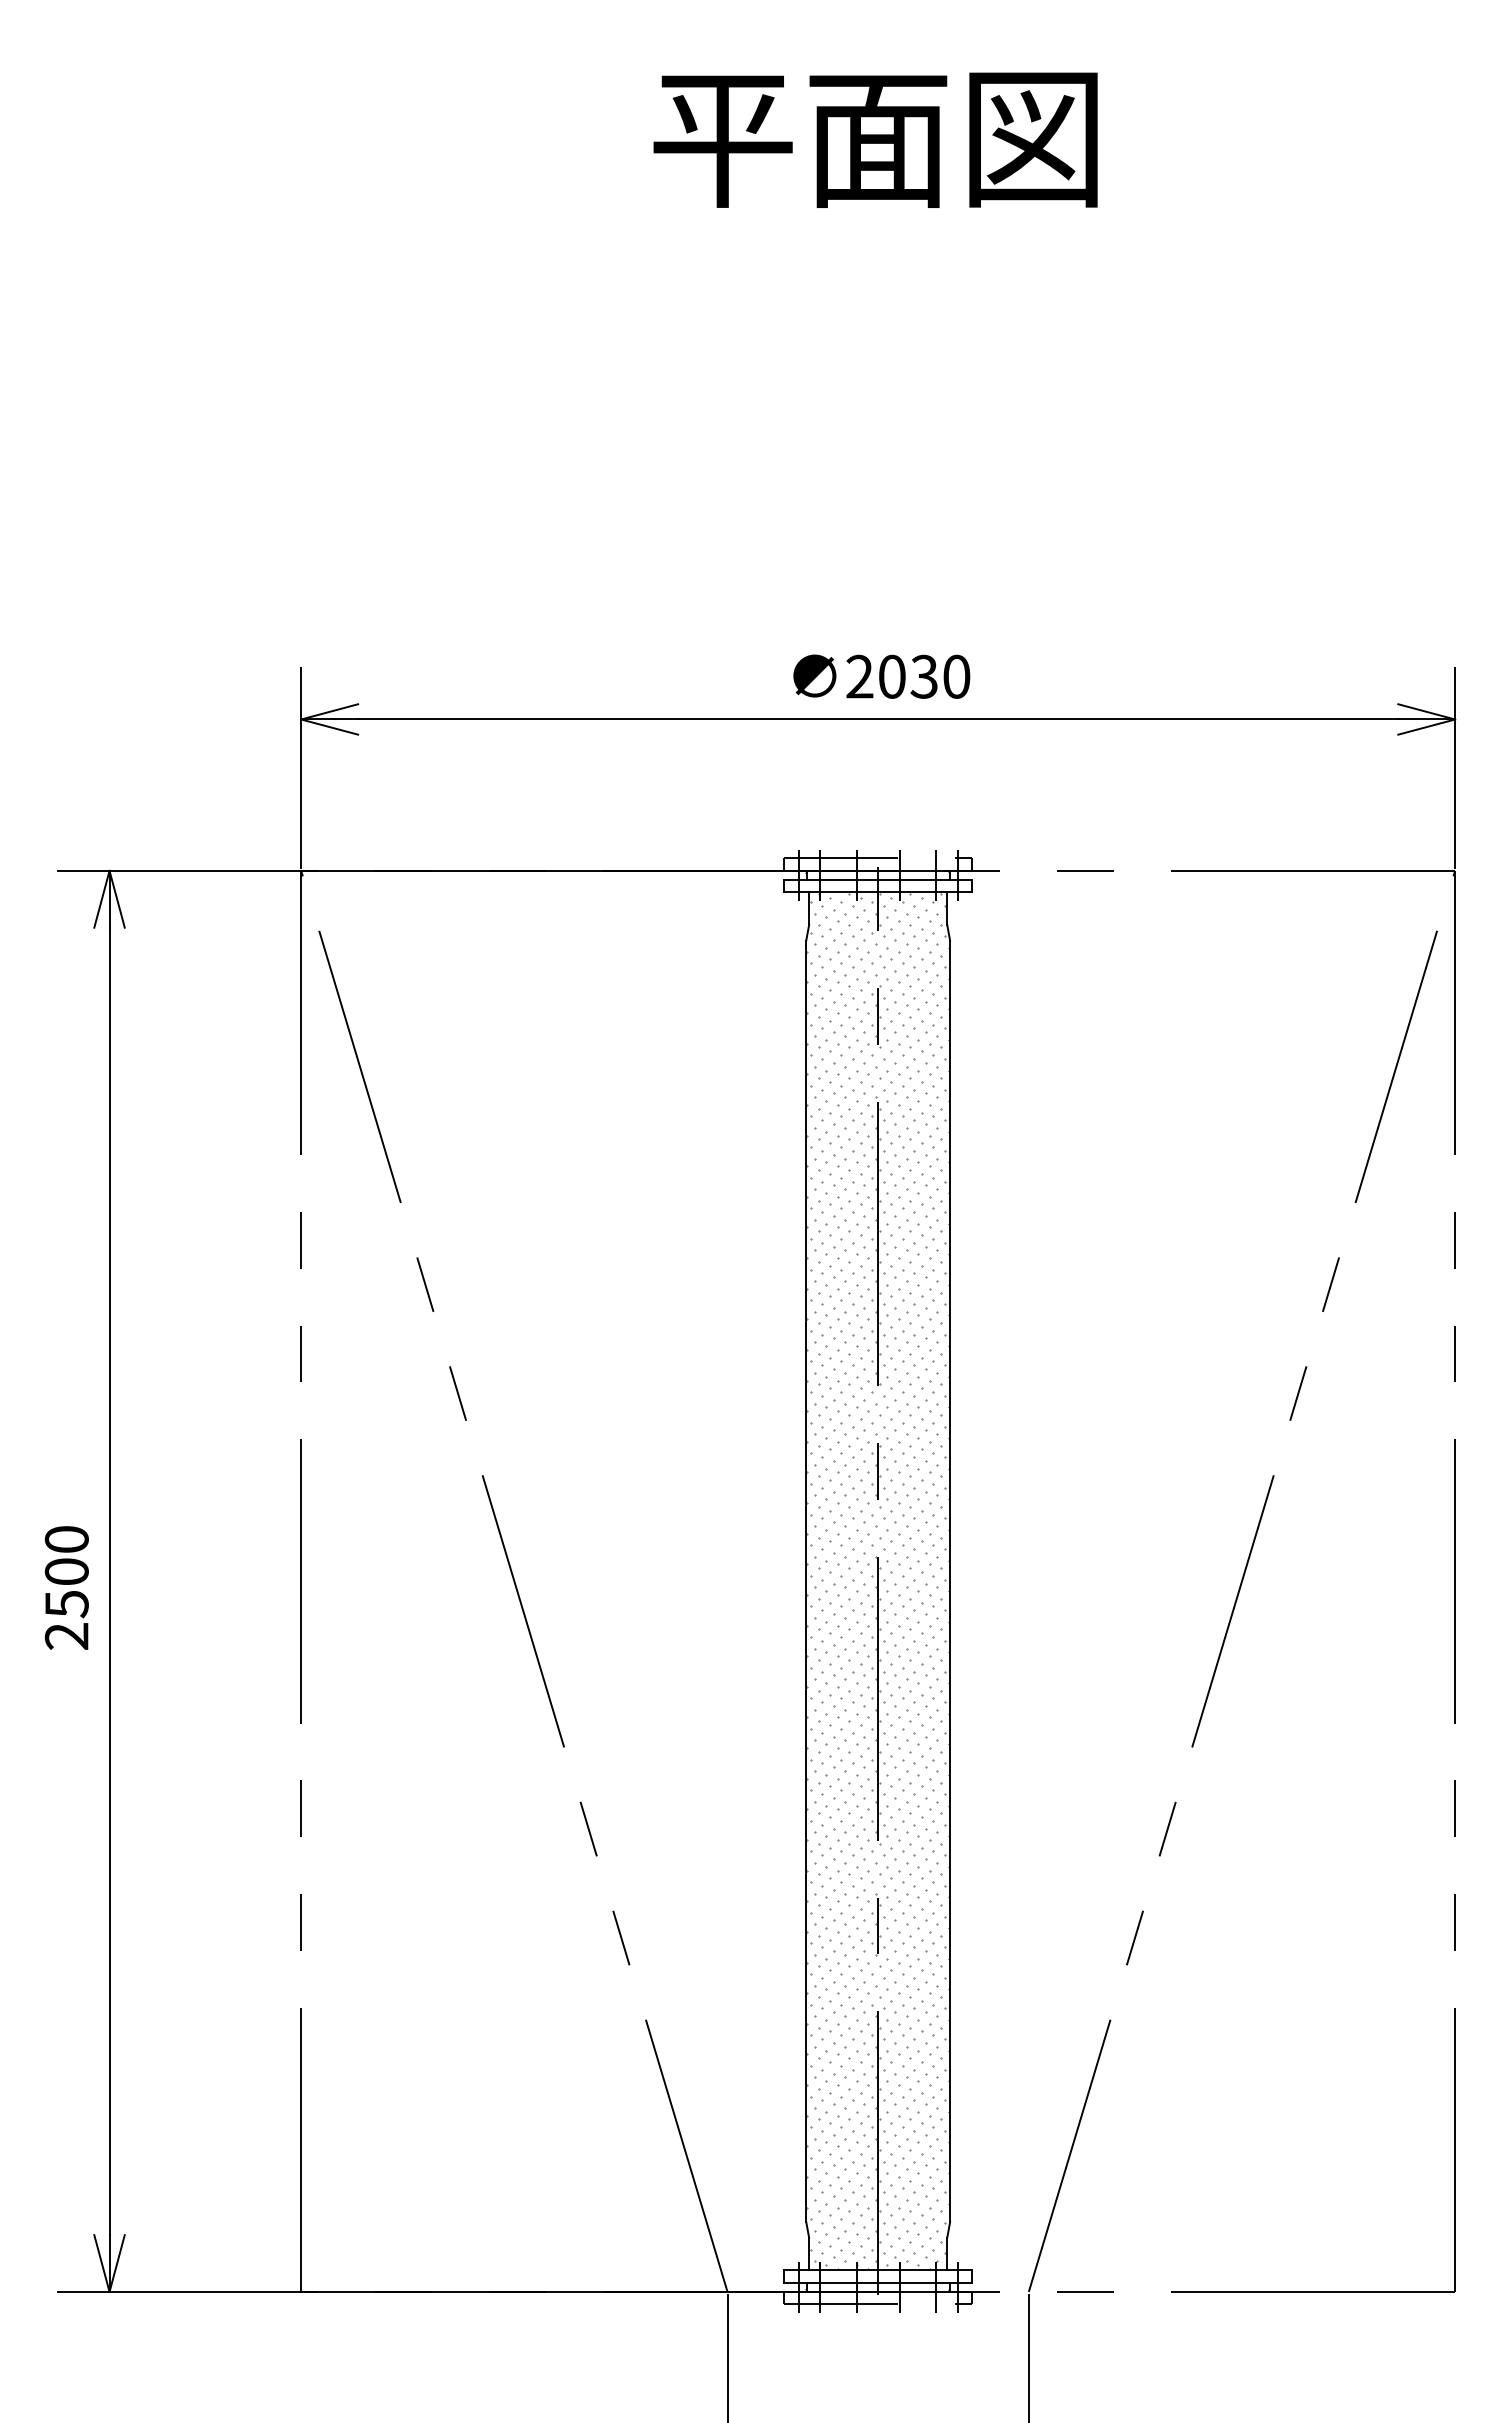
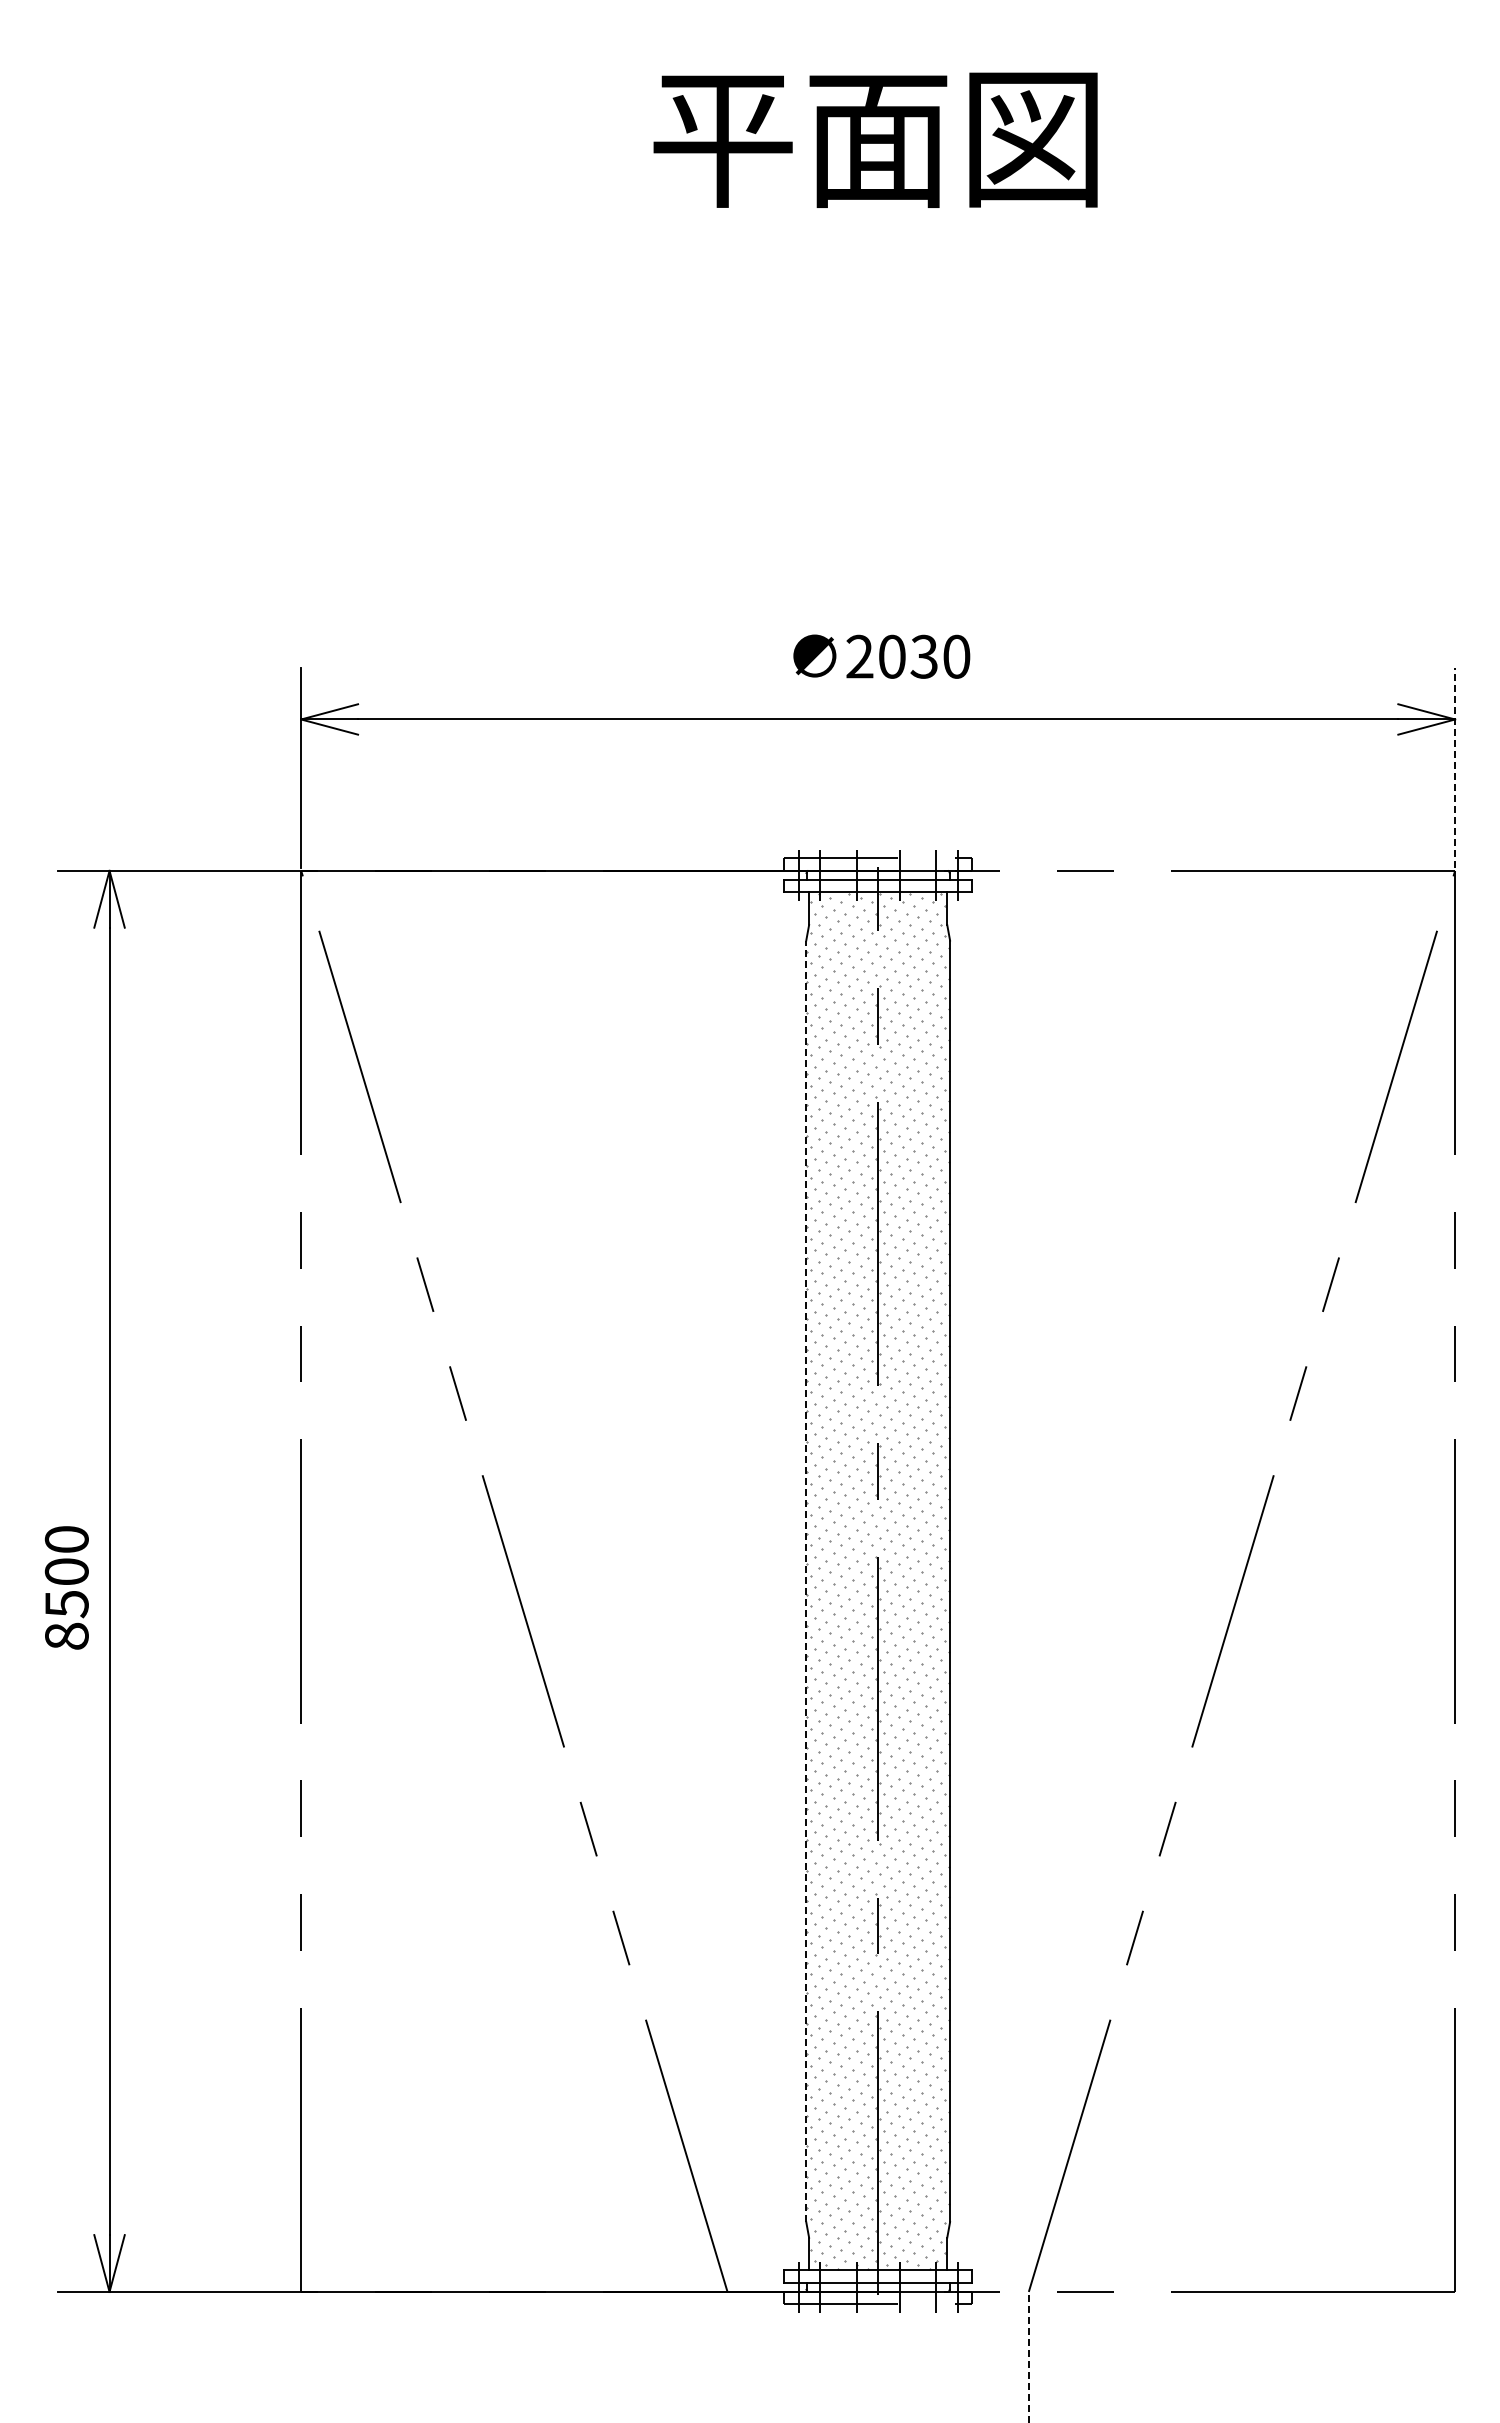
text position: (881, 676) -> (881, 656) (881, 656)
line: solid -> dashed (1455, 768)
line: solid -> dashed (806, 1581)
text: 2500 -> 8500 (66, 1635)
line: present -> none (727, 2356)
line: solid -> dashed (1028, 2358)
